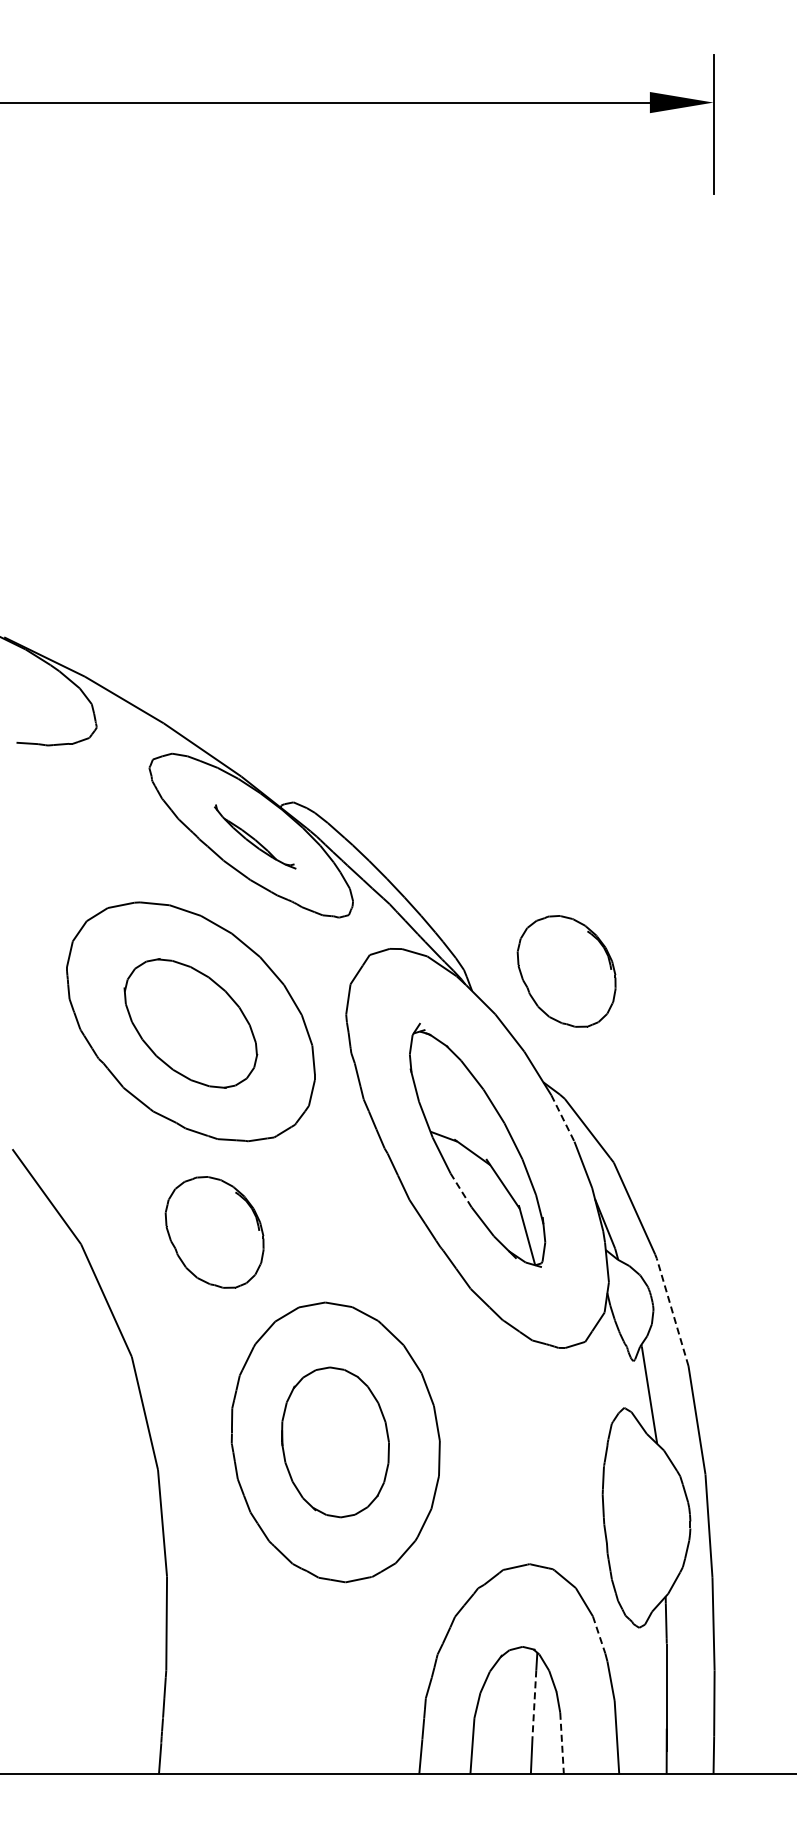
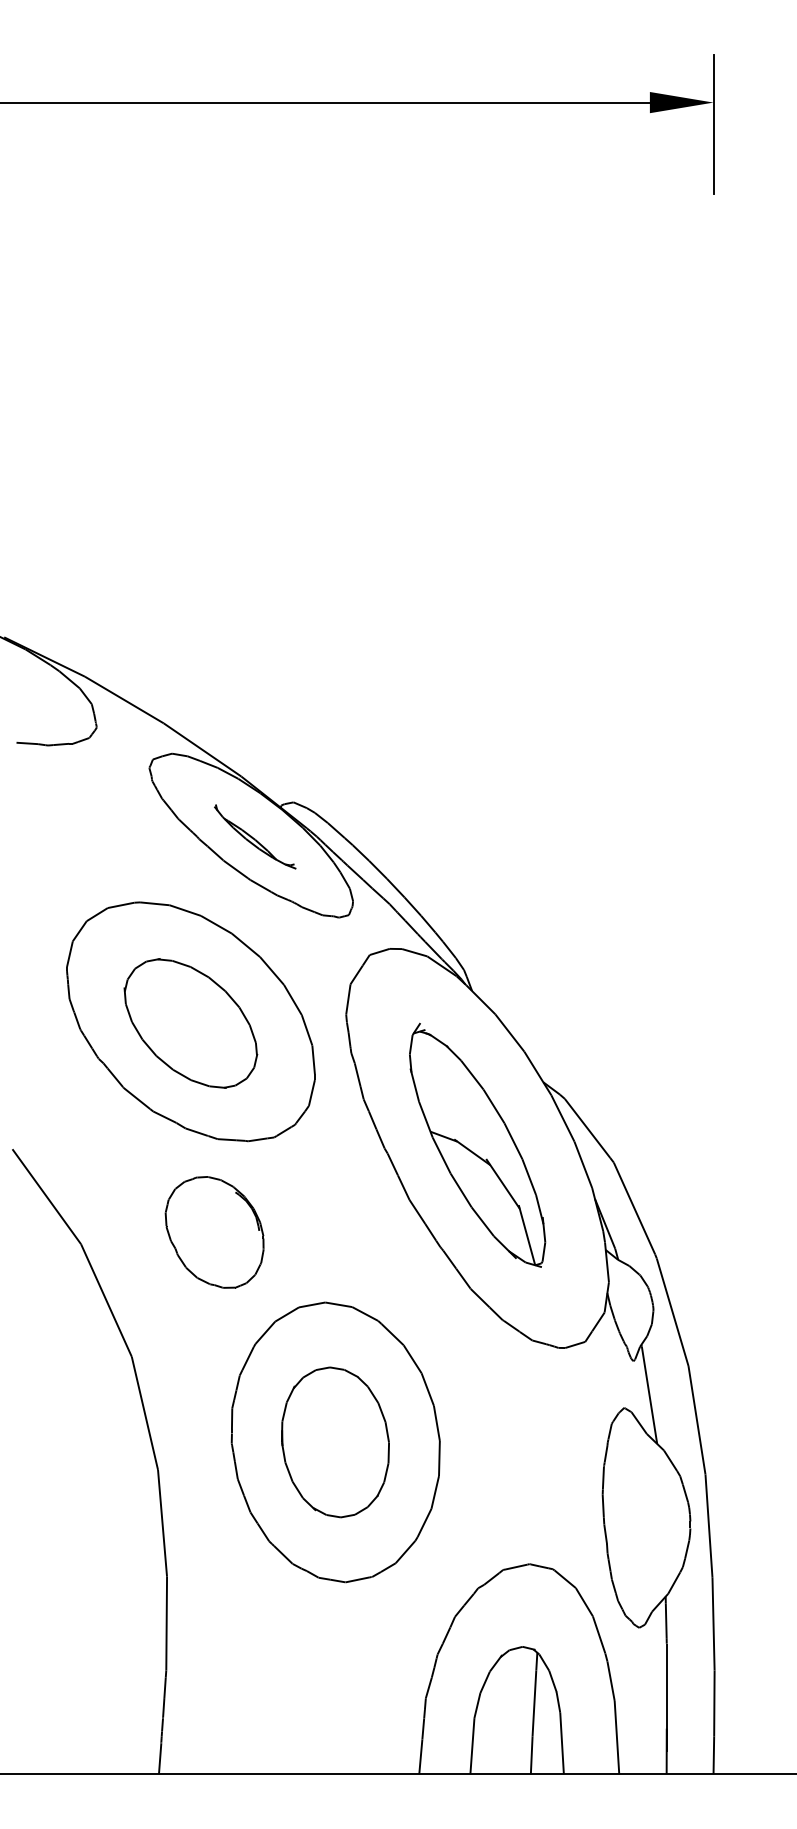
part: present -> none (566, 971)
line: dashed -> solid (562, 1118)
line: dashed -> solid (461, 1190)
line: dashed -> solid (672, 1311)
line: dashed -> solid (599, 1634)
line: dashed -> solid (534, 1703)
line: dashed -> solid (562, 1743)
